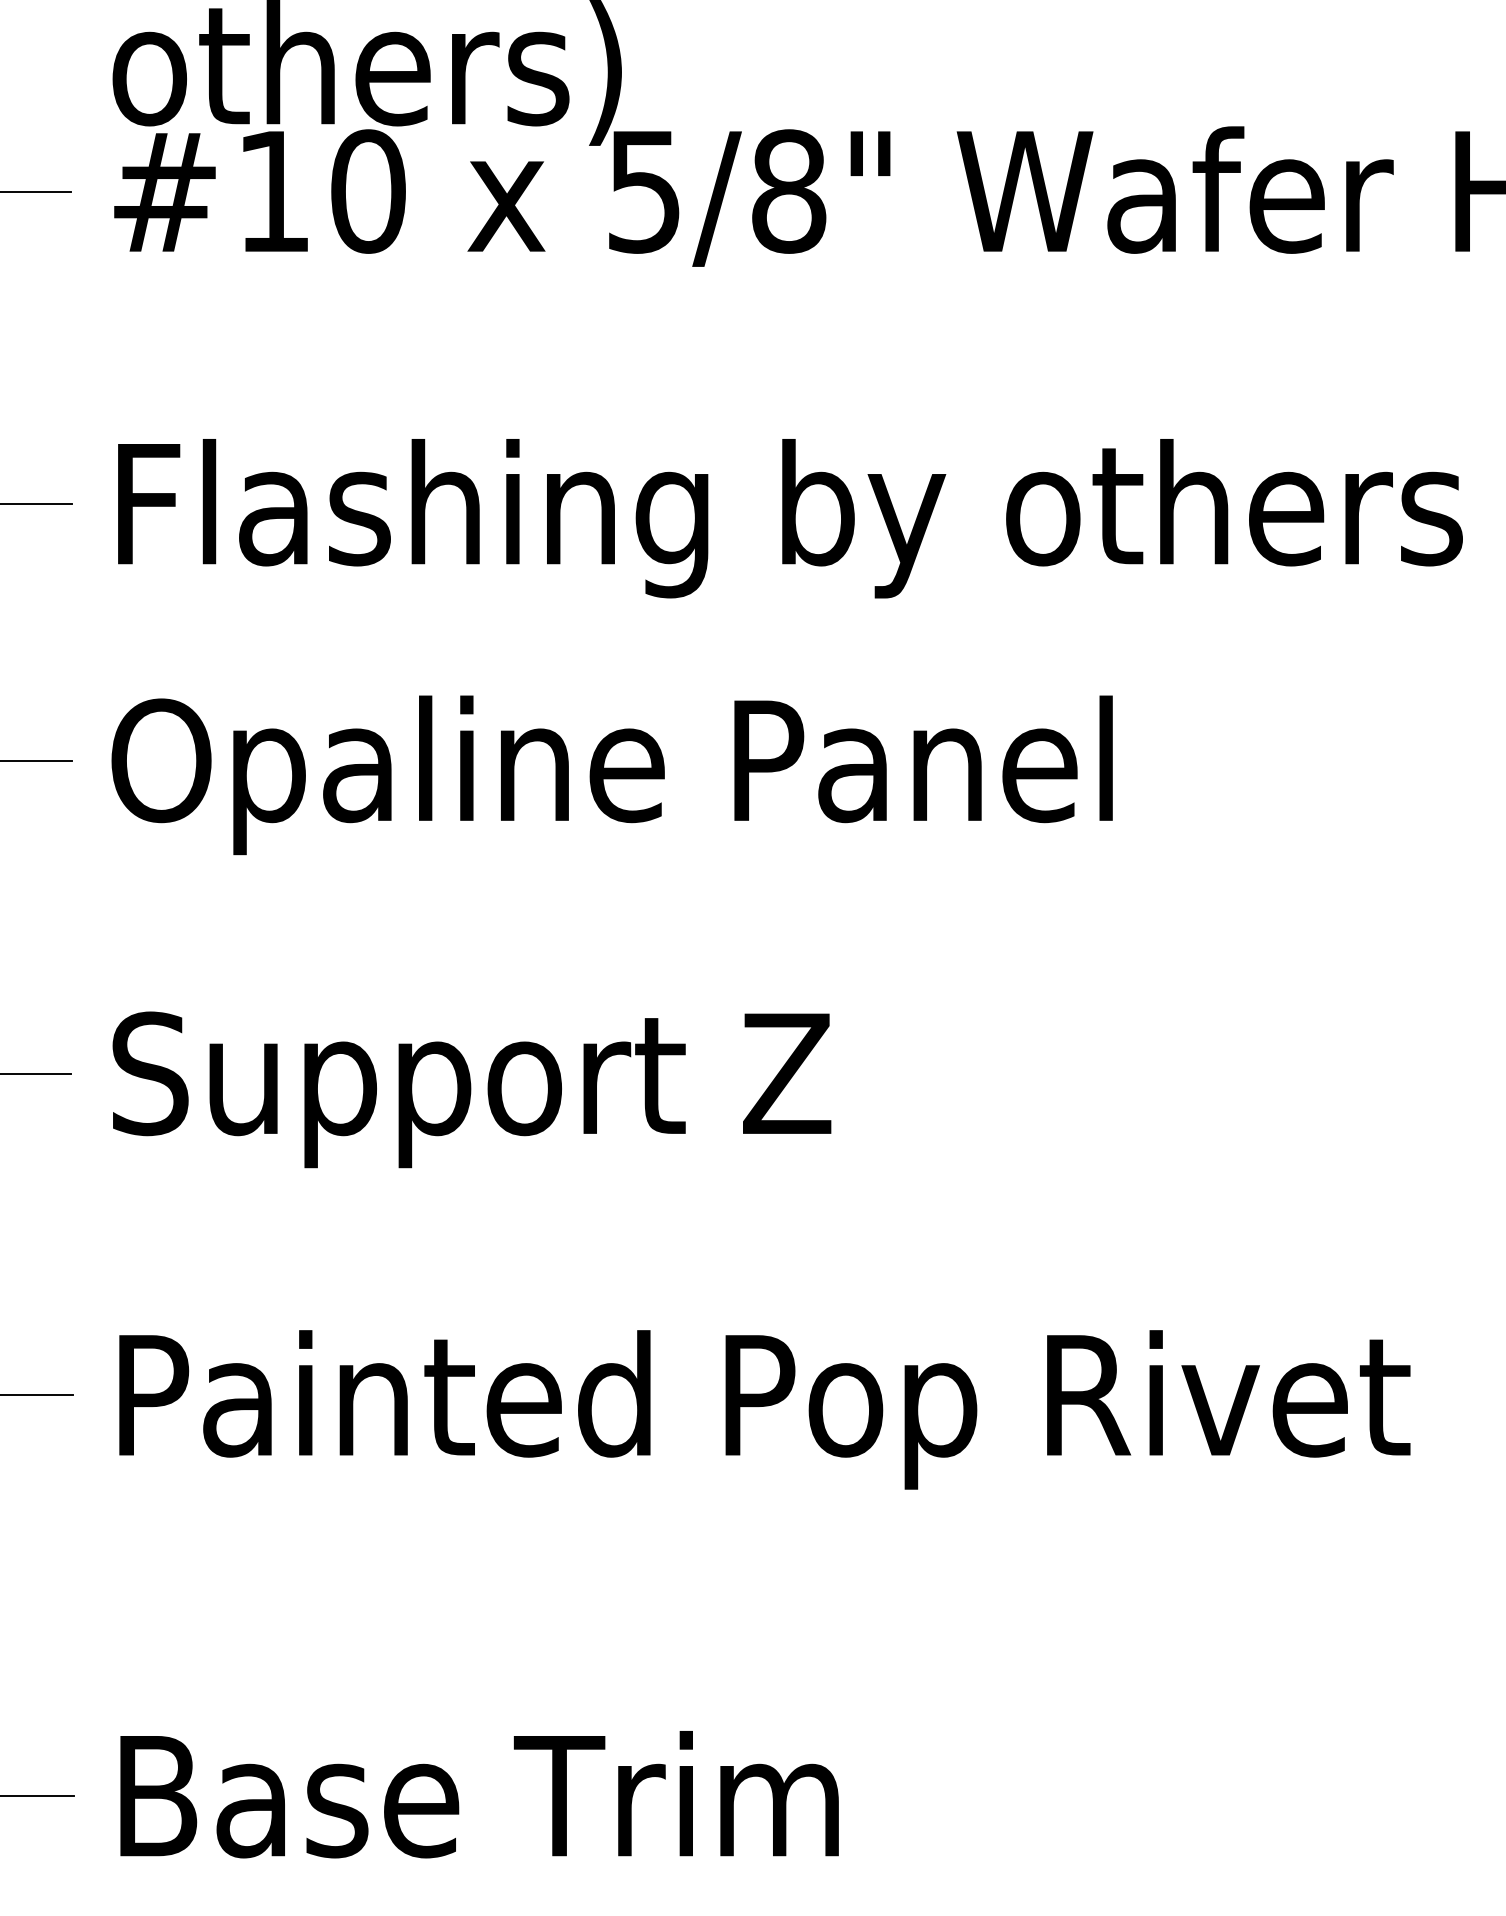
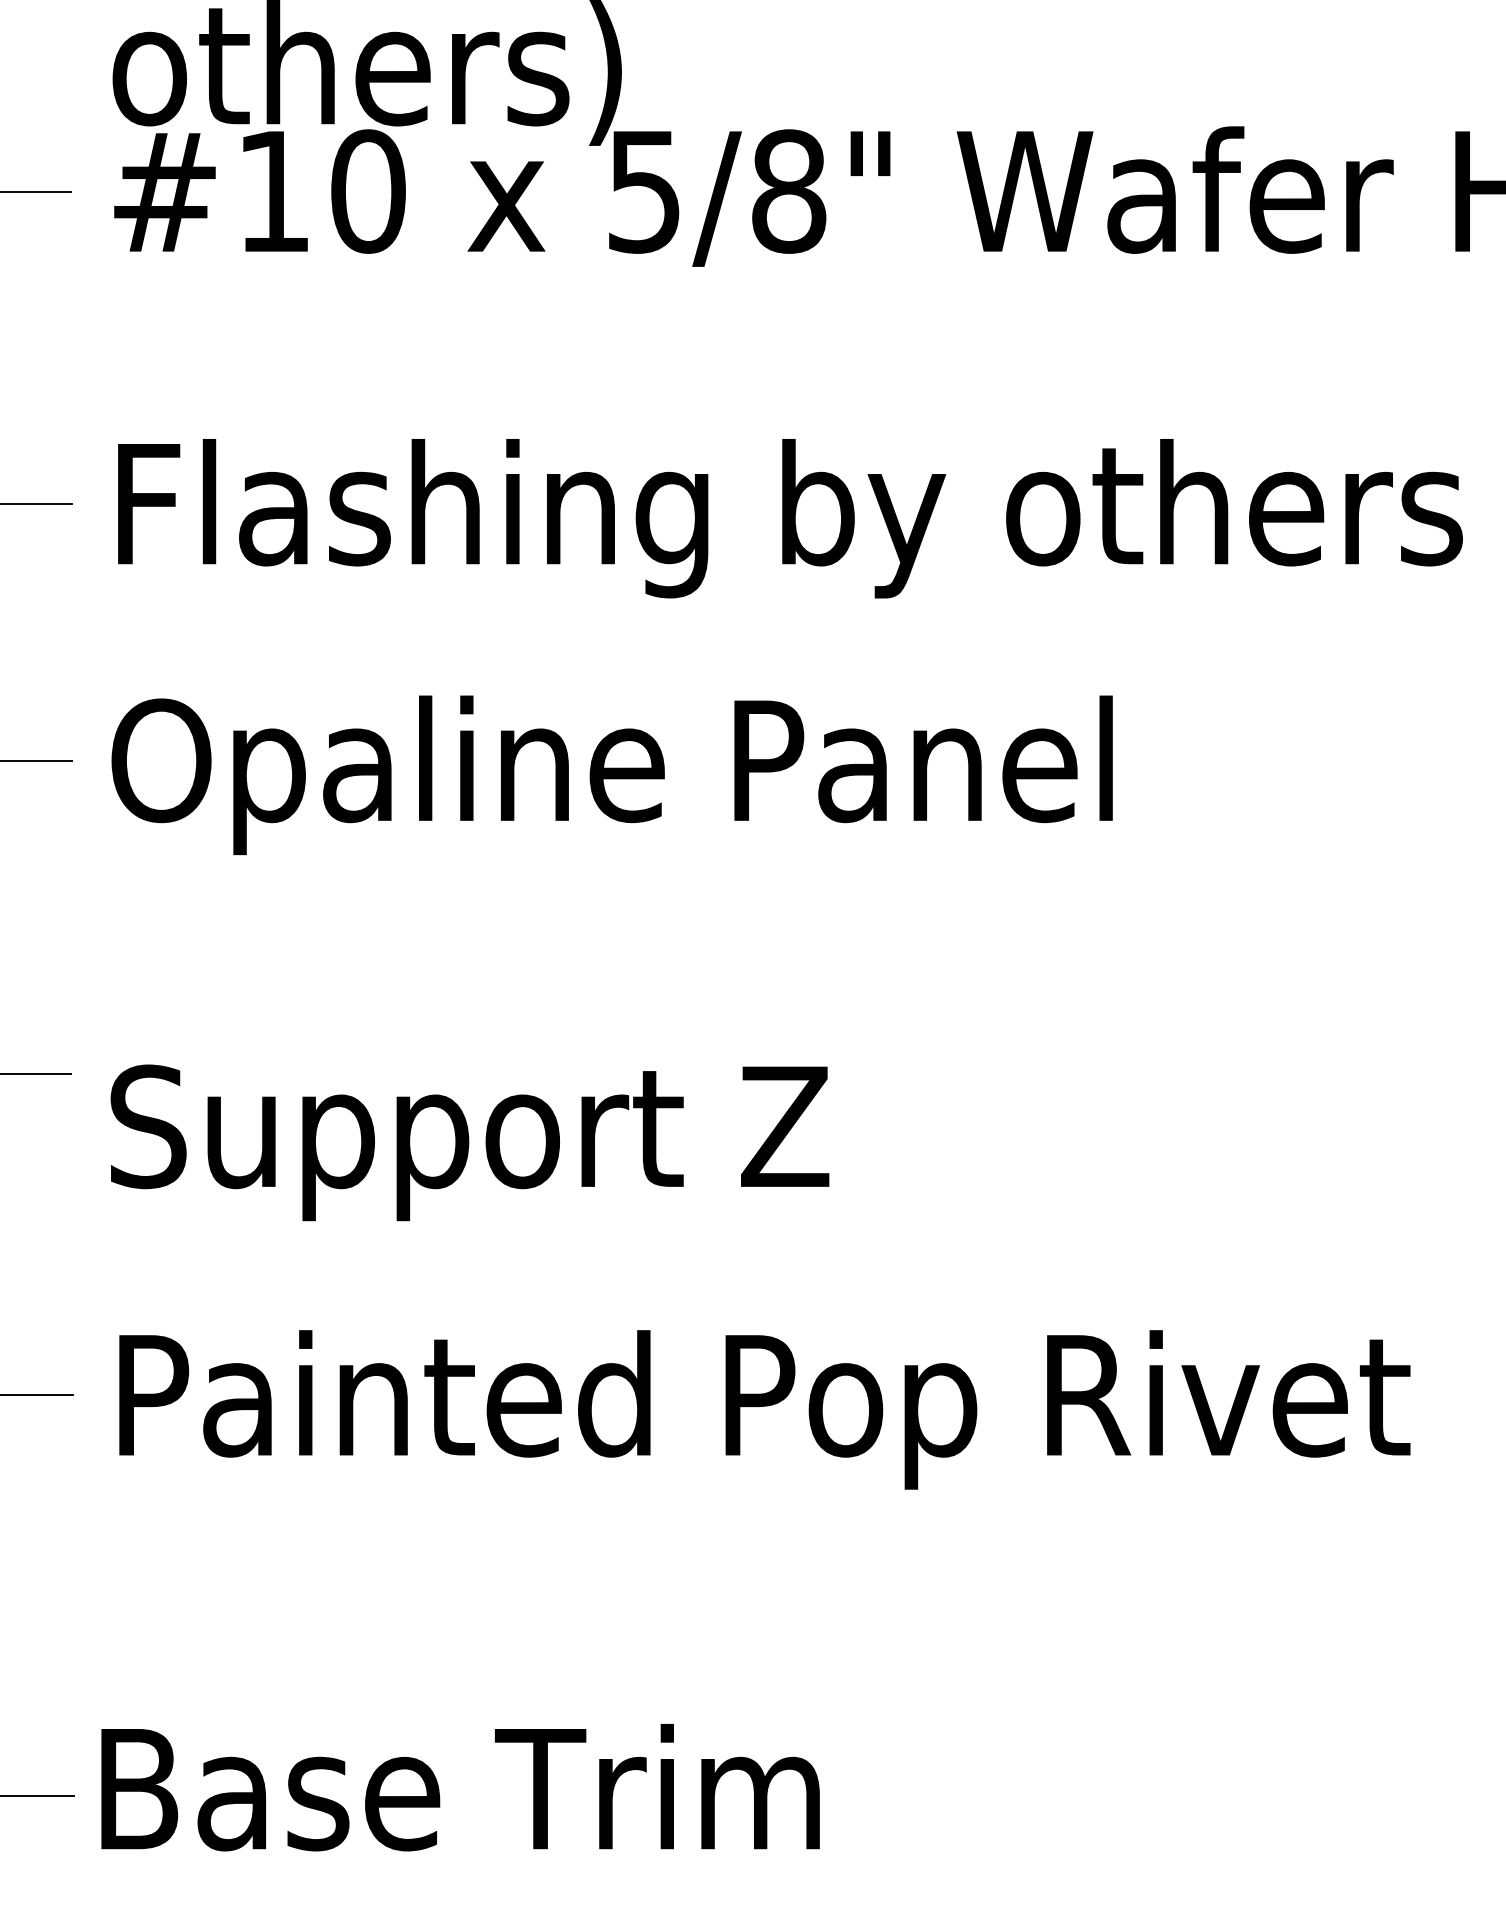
text position: (471, 1089) -> (469, 1142) (469, 1142)
text position: (479, 1794) -> (460, 1787) (460, 1787)
